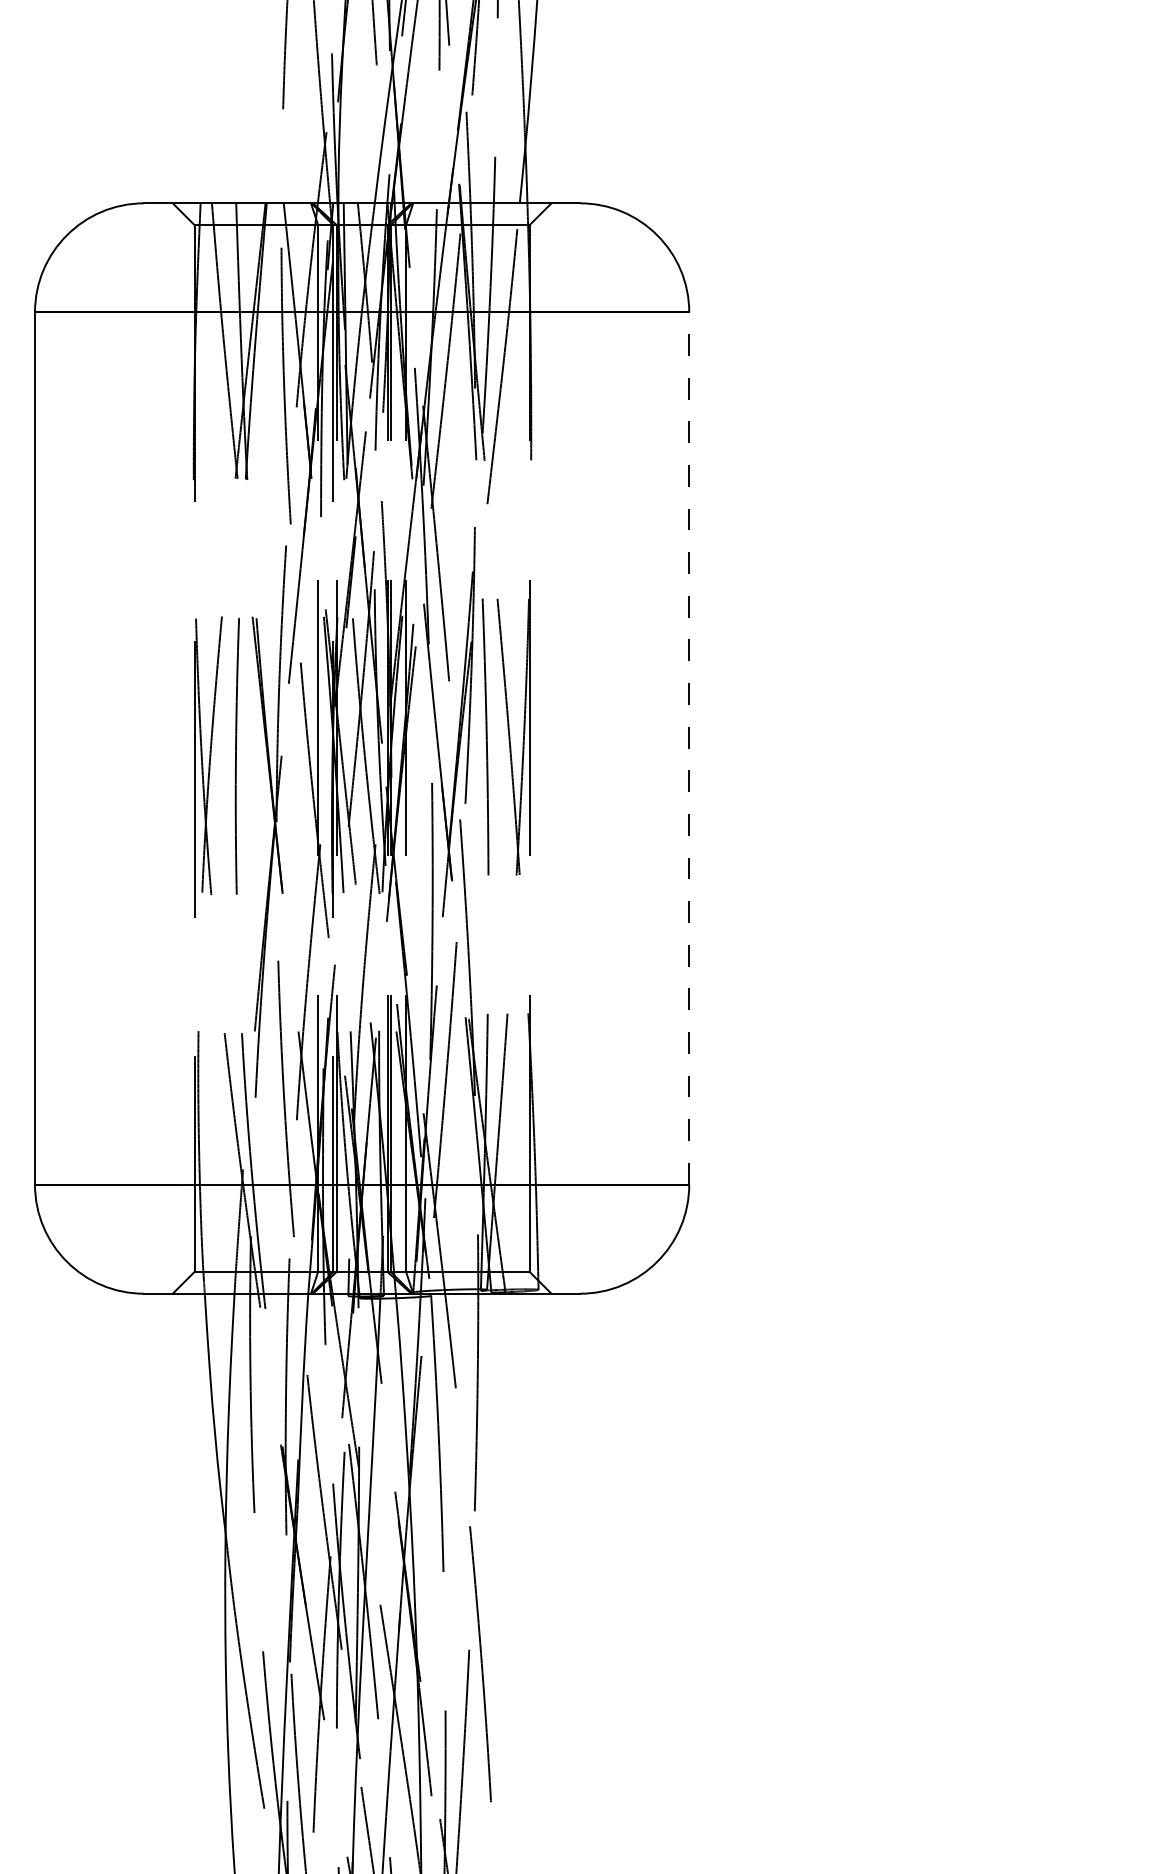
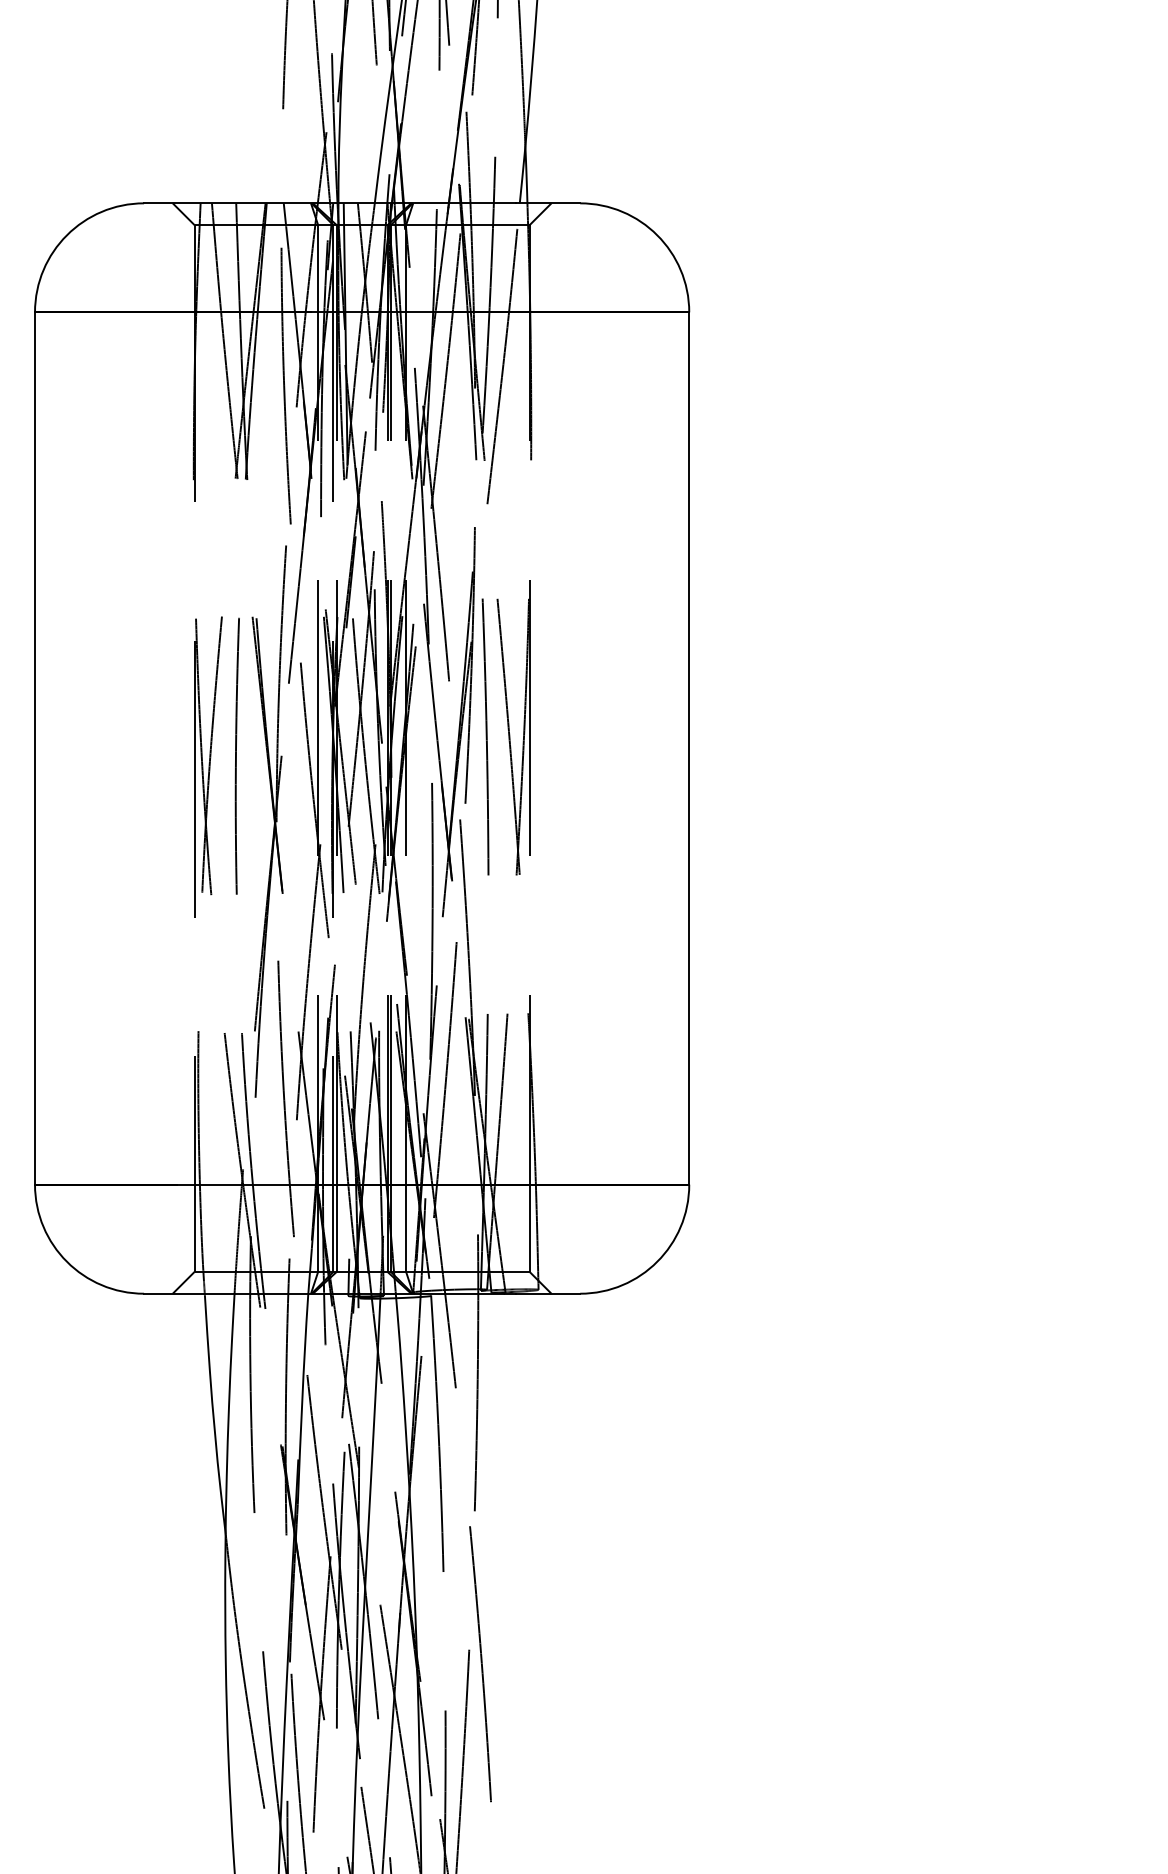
line: dashed -> solid (689, 748)
